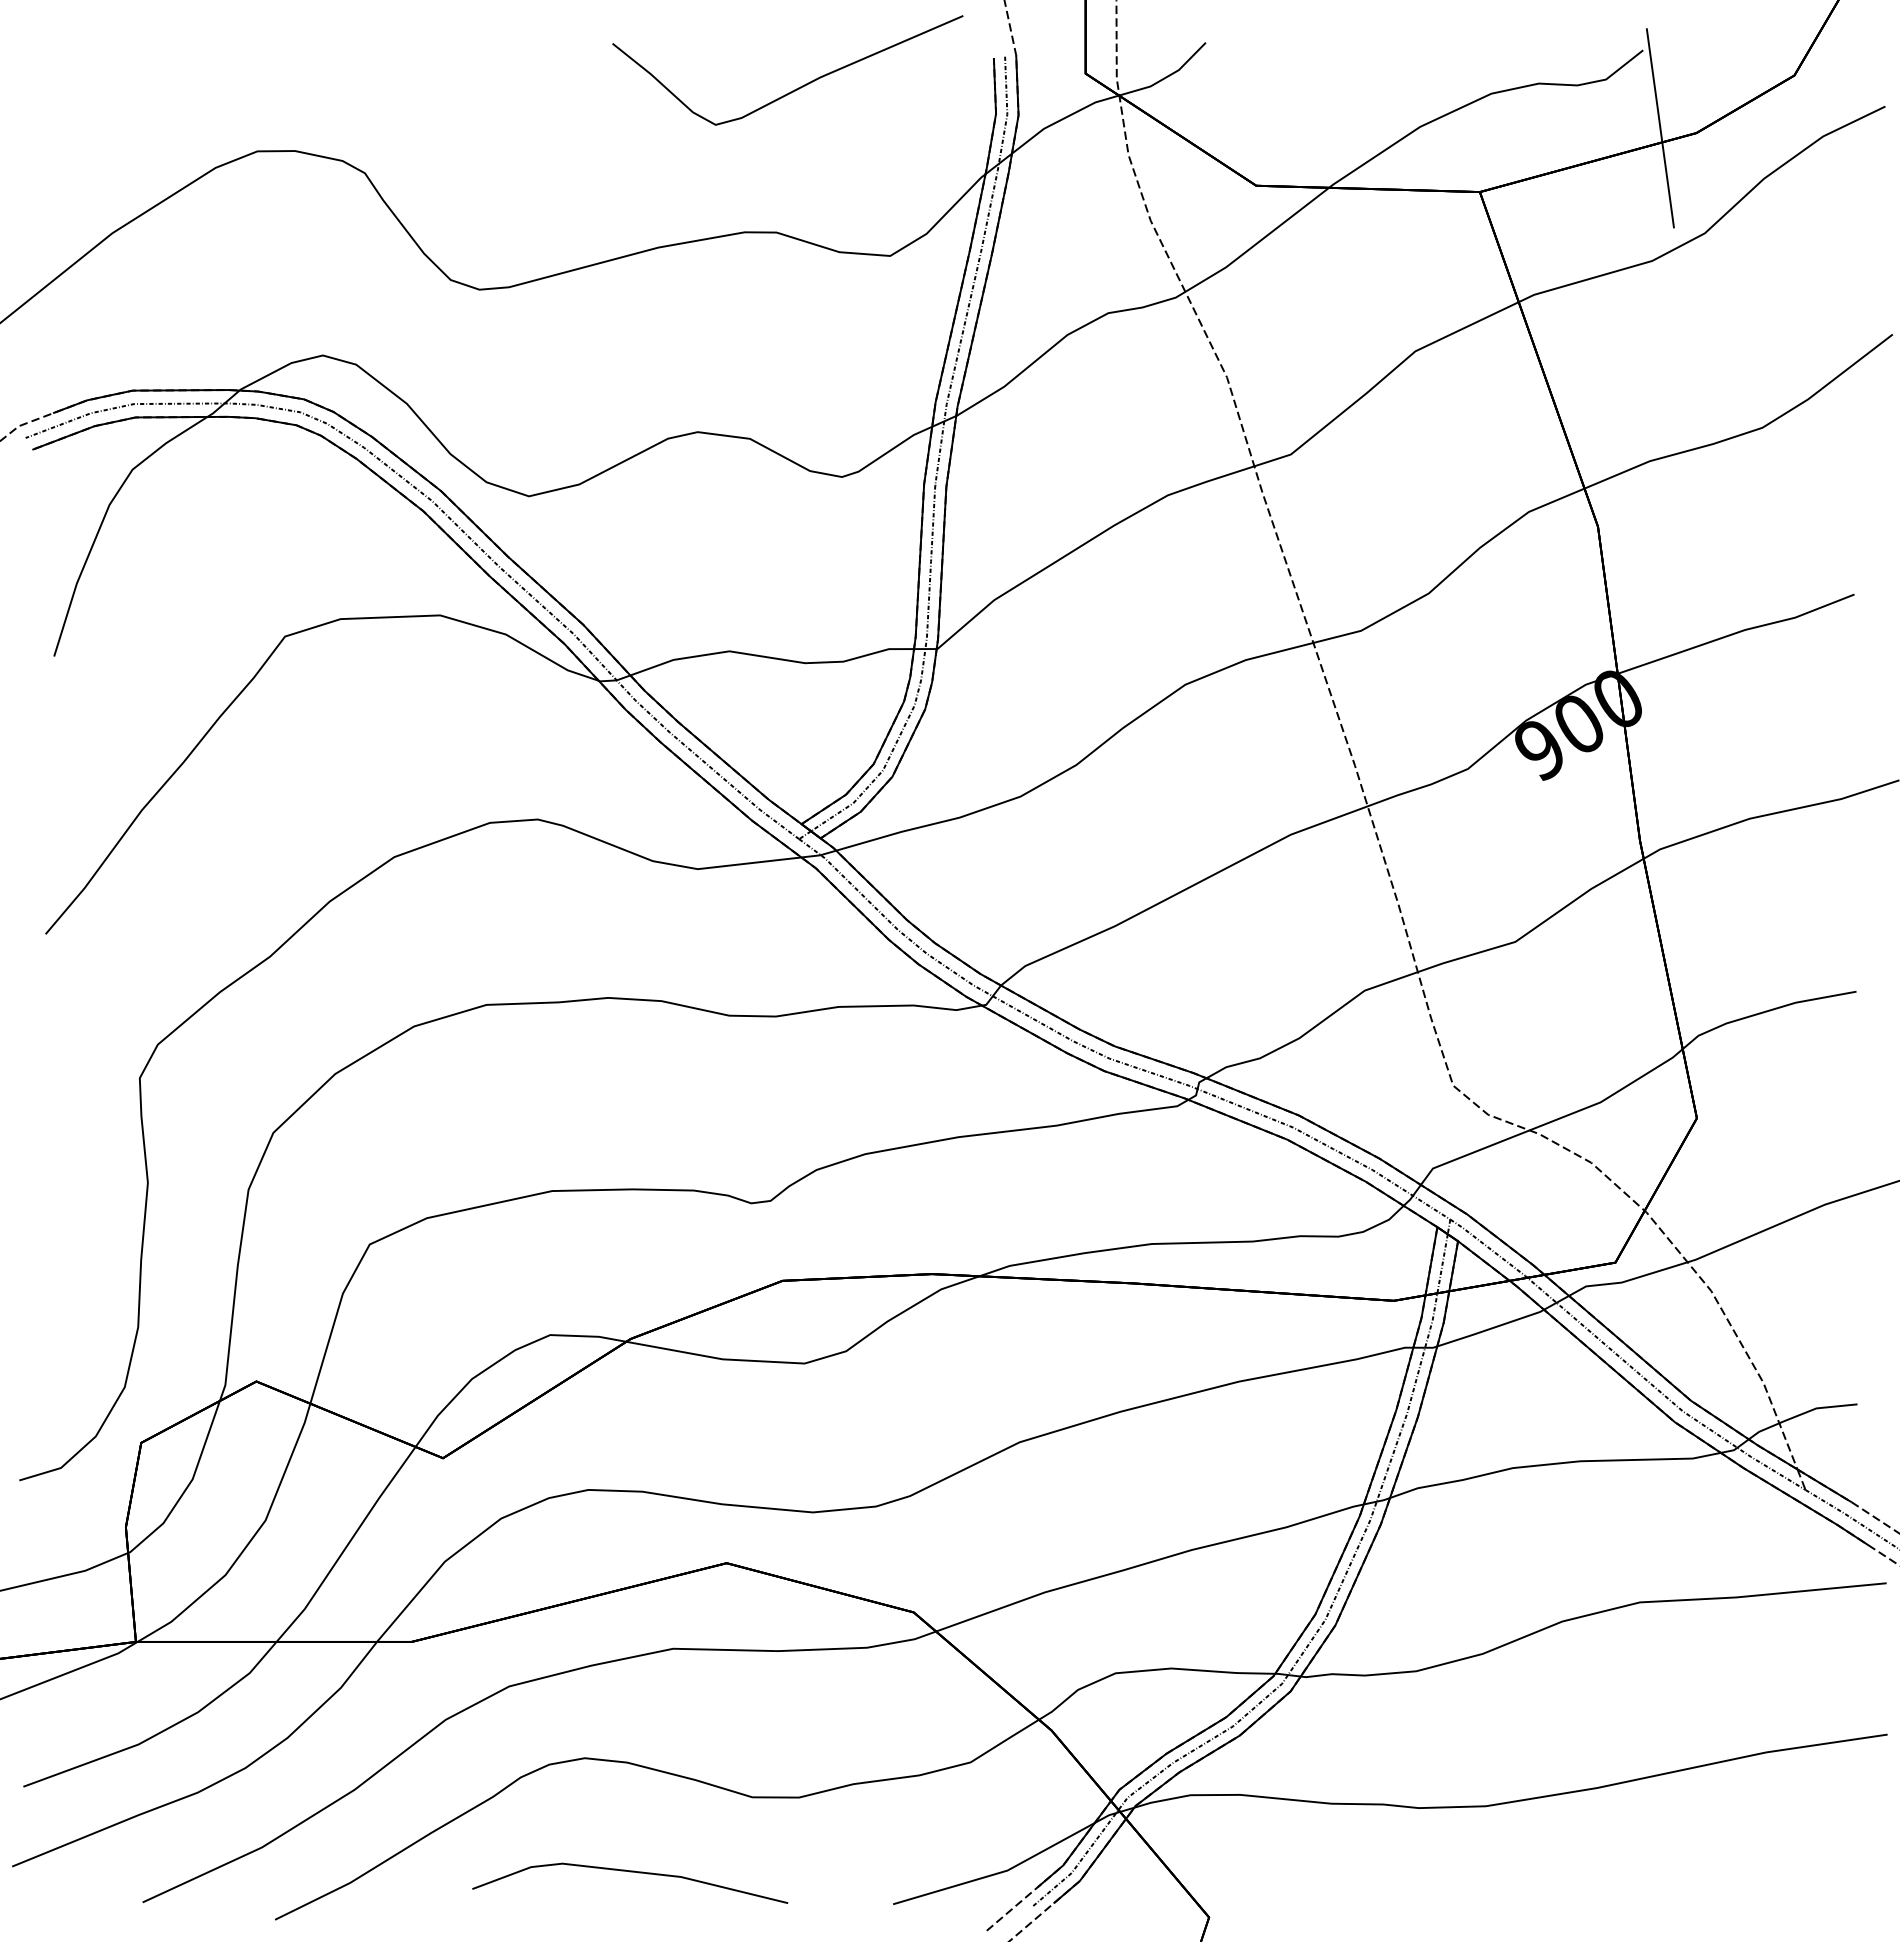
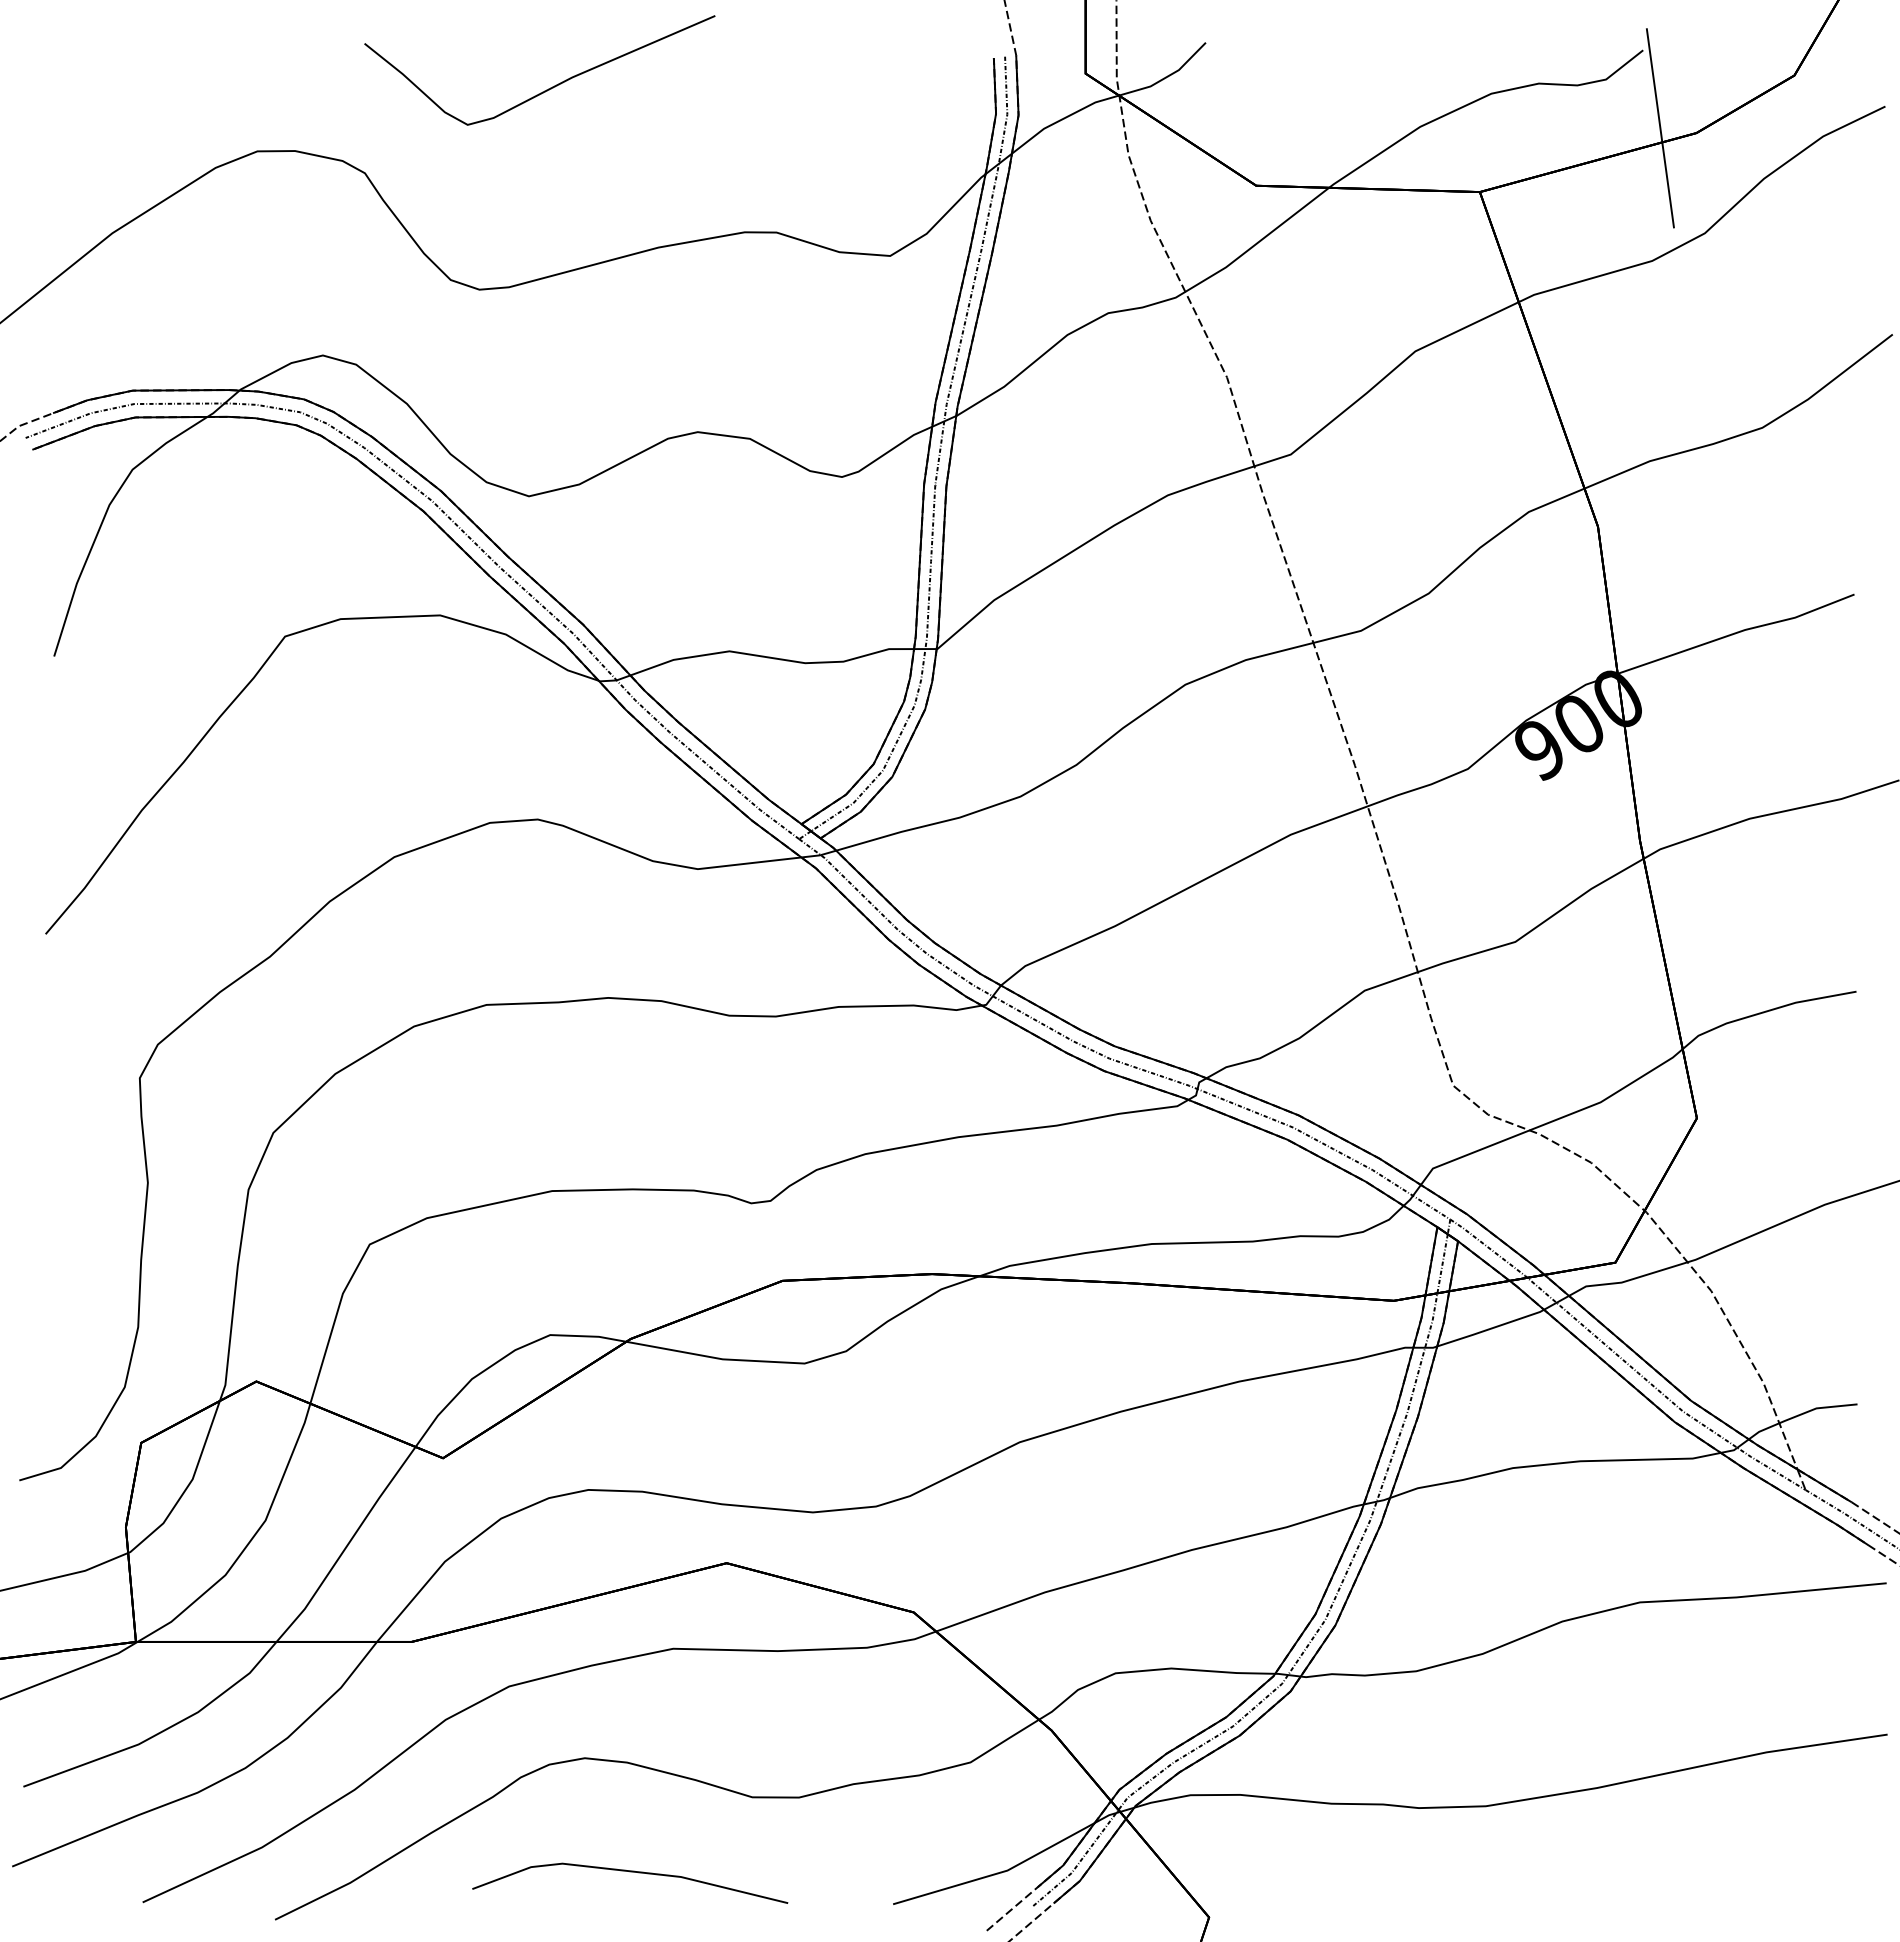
curve position: (796, 88) -> (548, 88) (548, 88)
